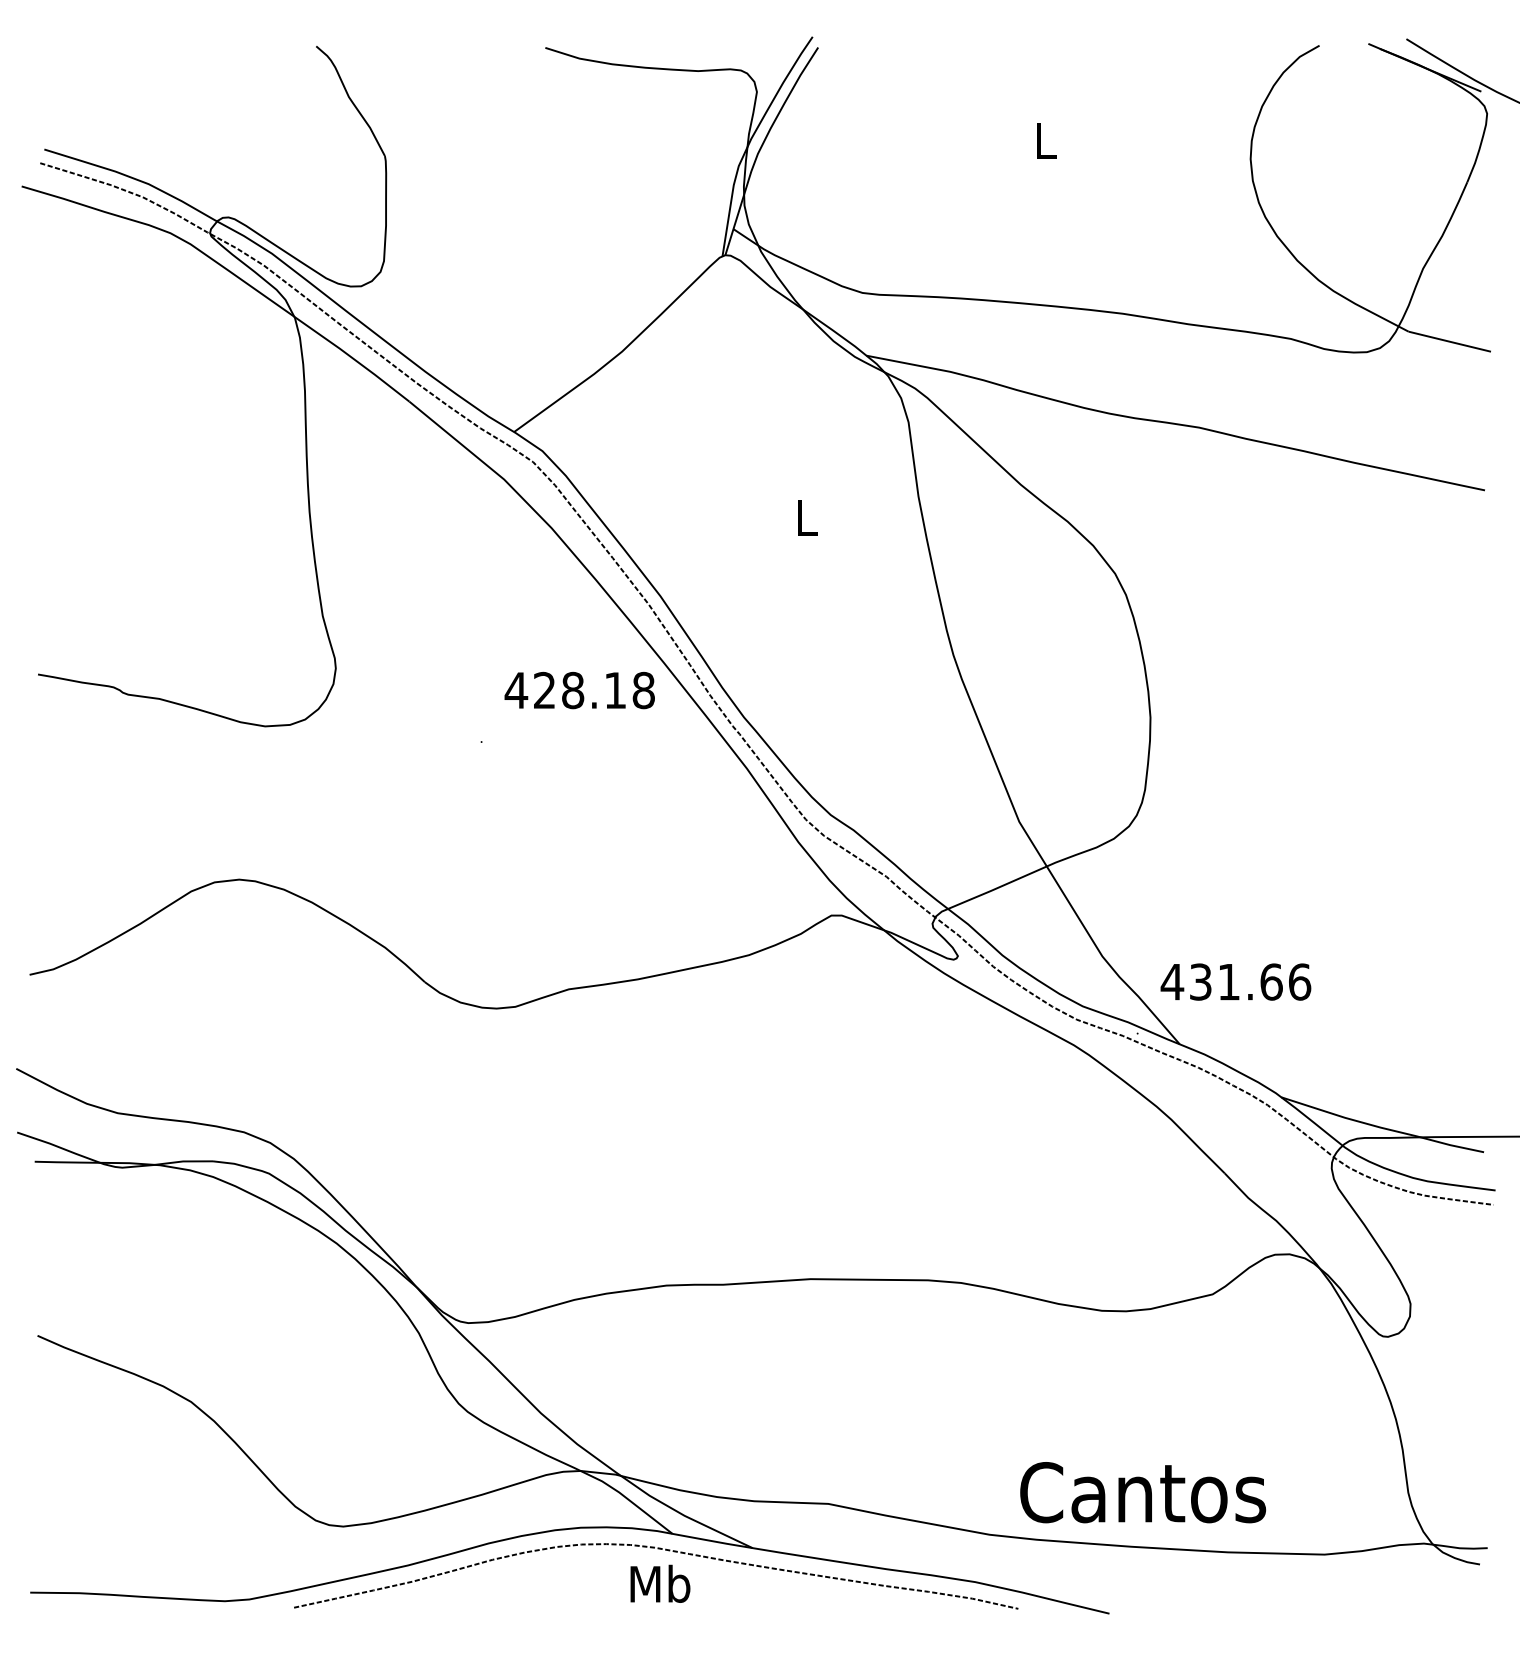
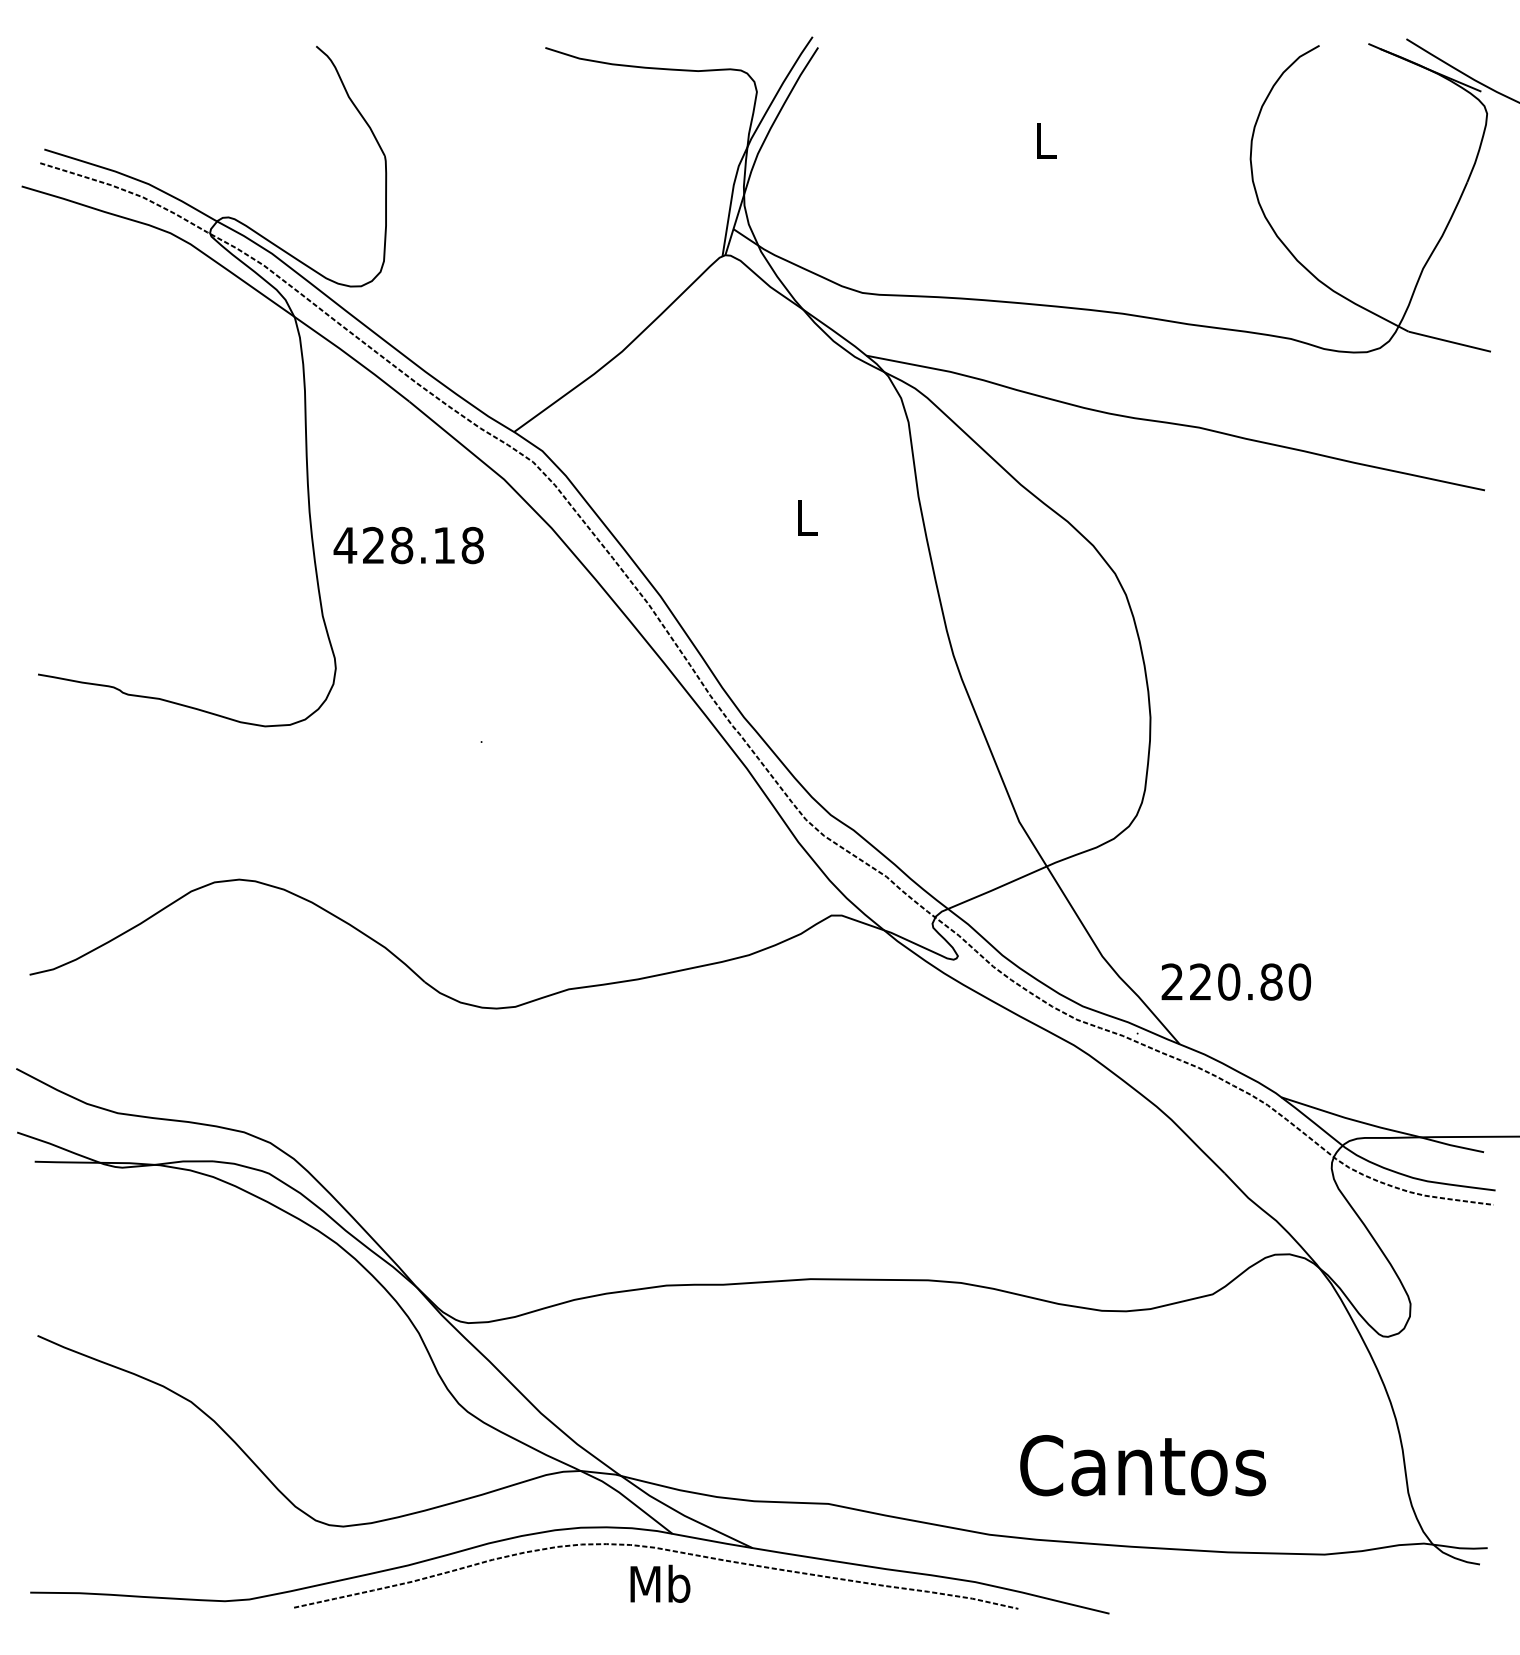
text position: (579, 690) -> (408, 545) (408, 545)
text: 431.66 -> 220.80 (1235, 981)
text position: (1143, 1492) -> (1143, 1465) (1143, 1465)
